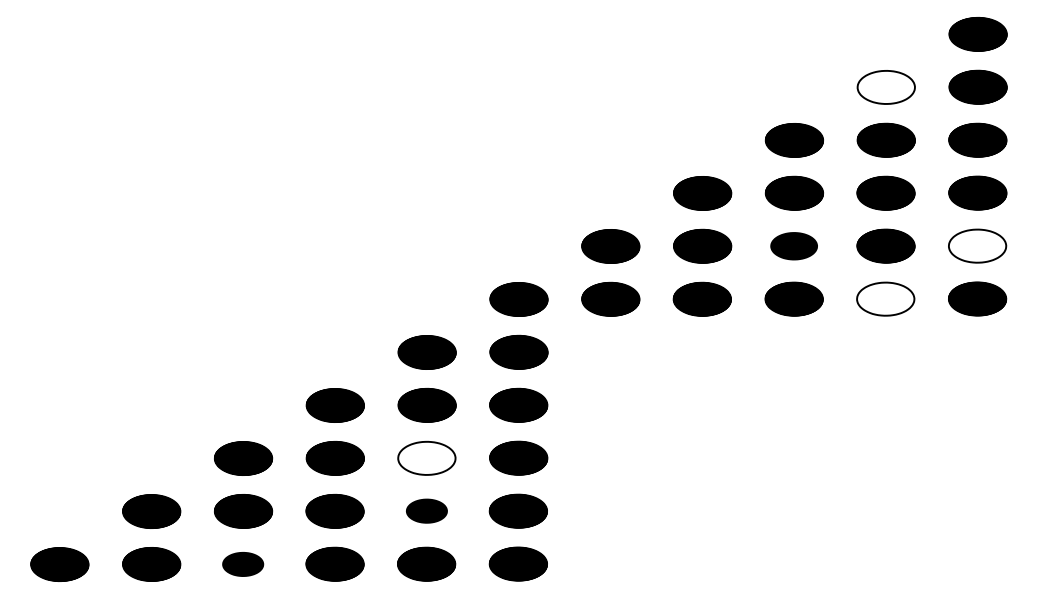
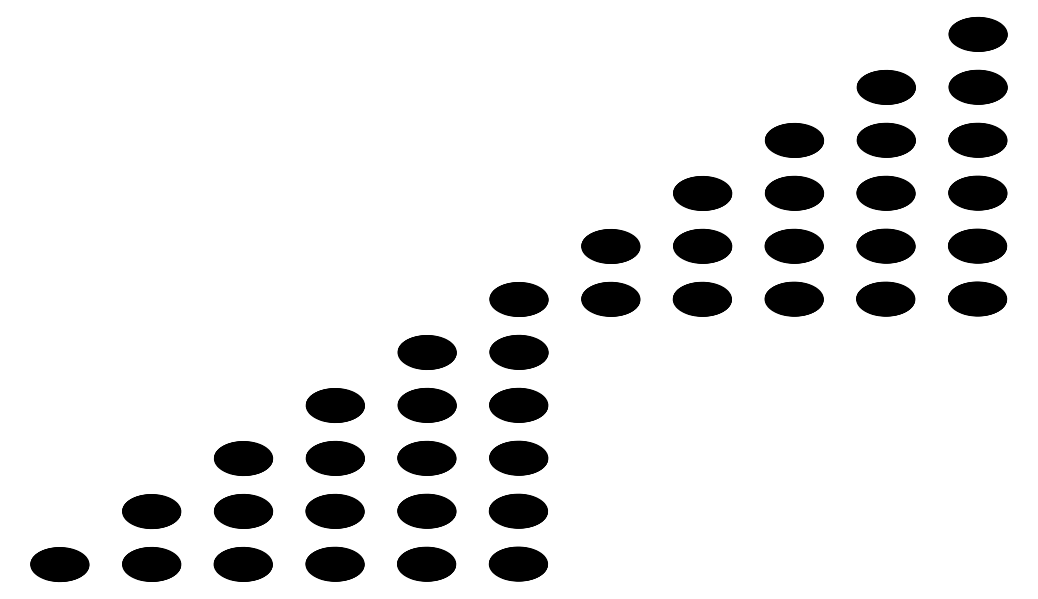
hatch: none -> present (885, 86)
hatch: none -> present (977, 245)
part size: 48x29 px -> 60x36 px (793, 245)
hatch: none -> present (885, 298)
hatch: none -> present (426, 457)
part size: 42x26 px -> 60x36 px (426, 510)
part size: 43x25 px -> 60x35 px (242, 564)
